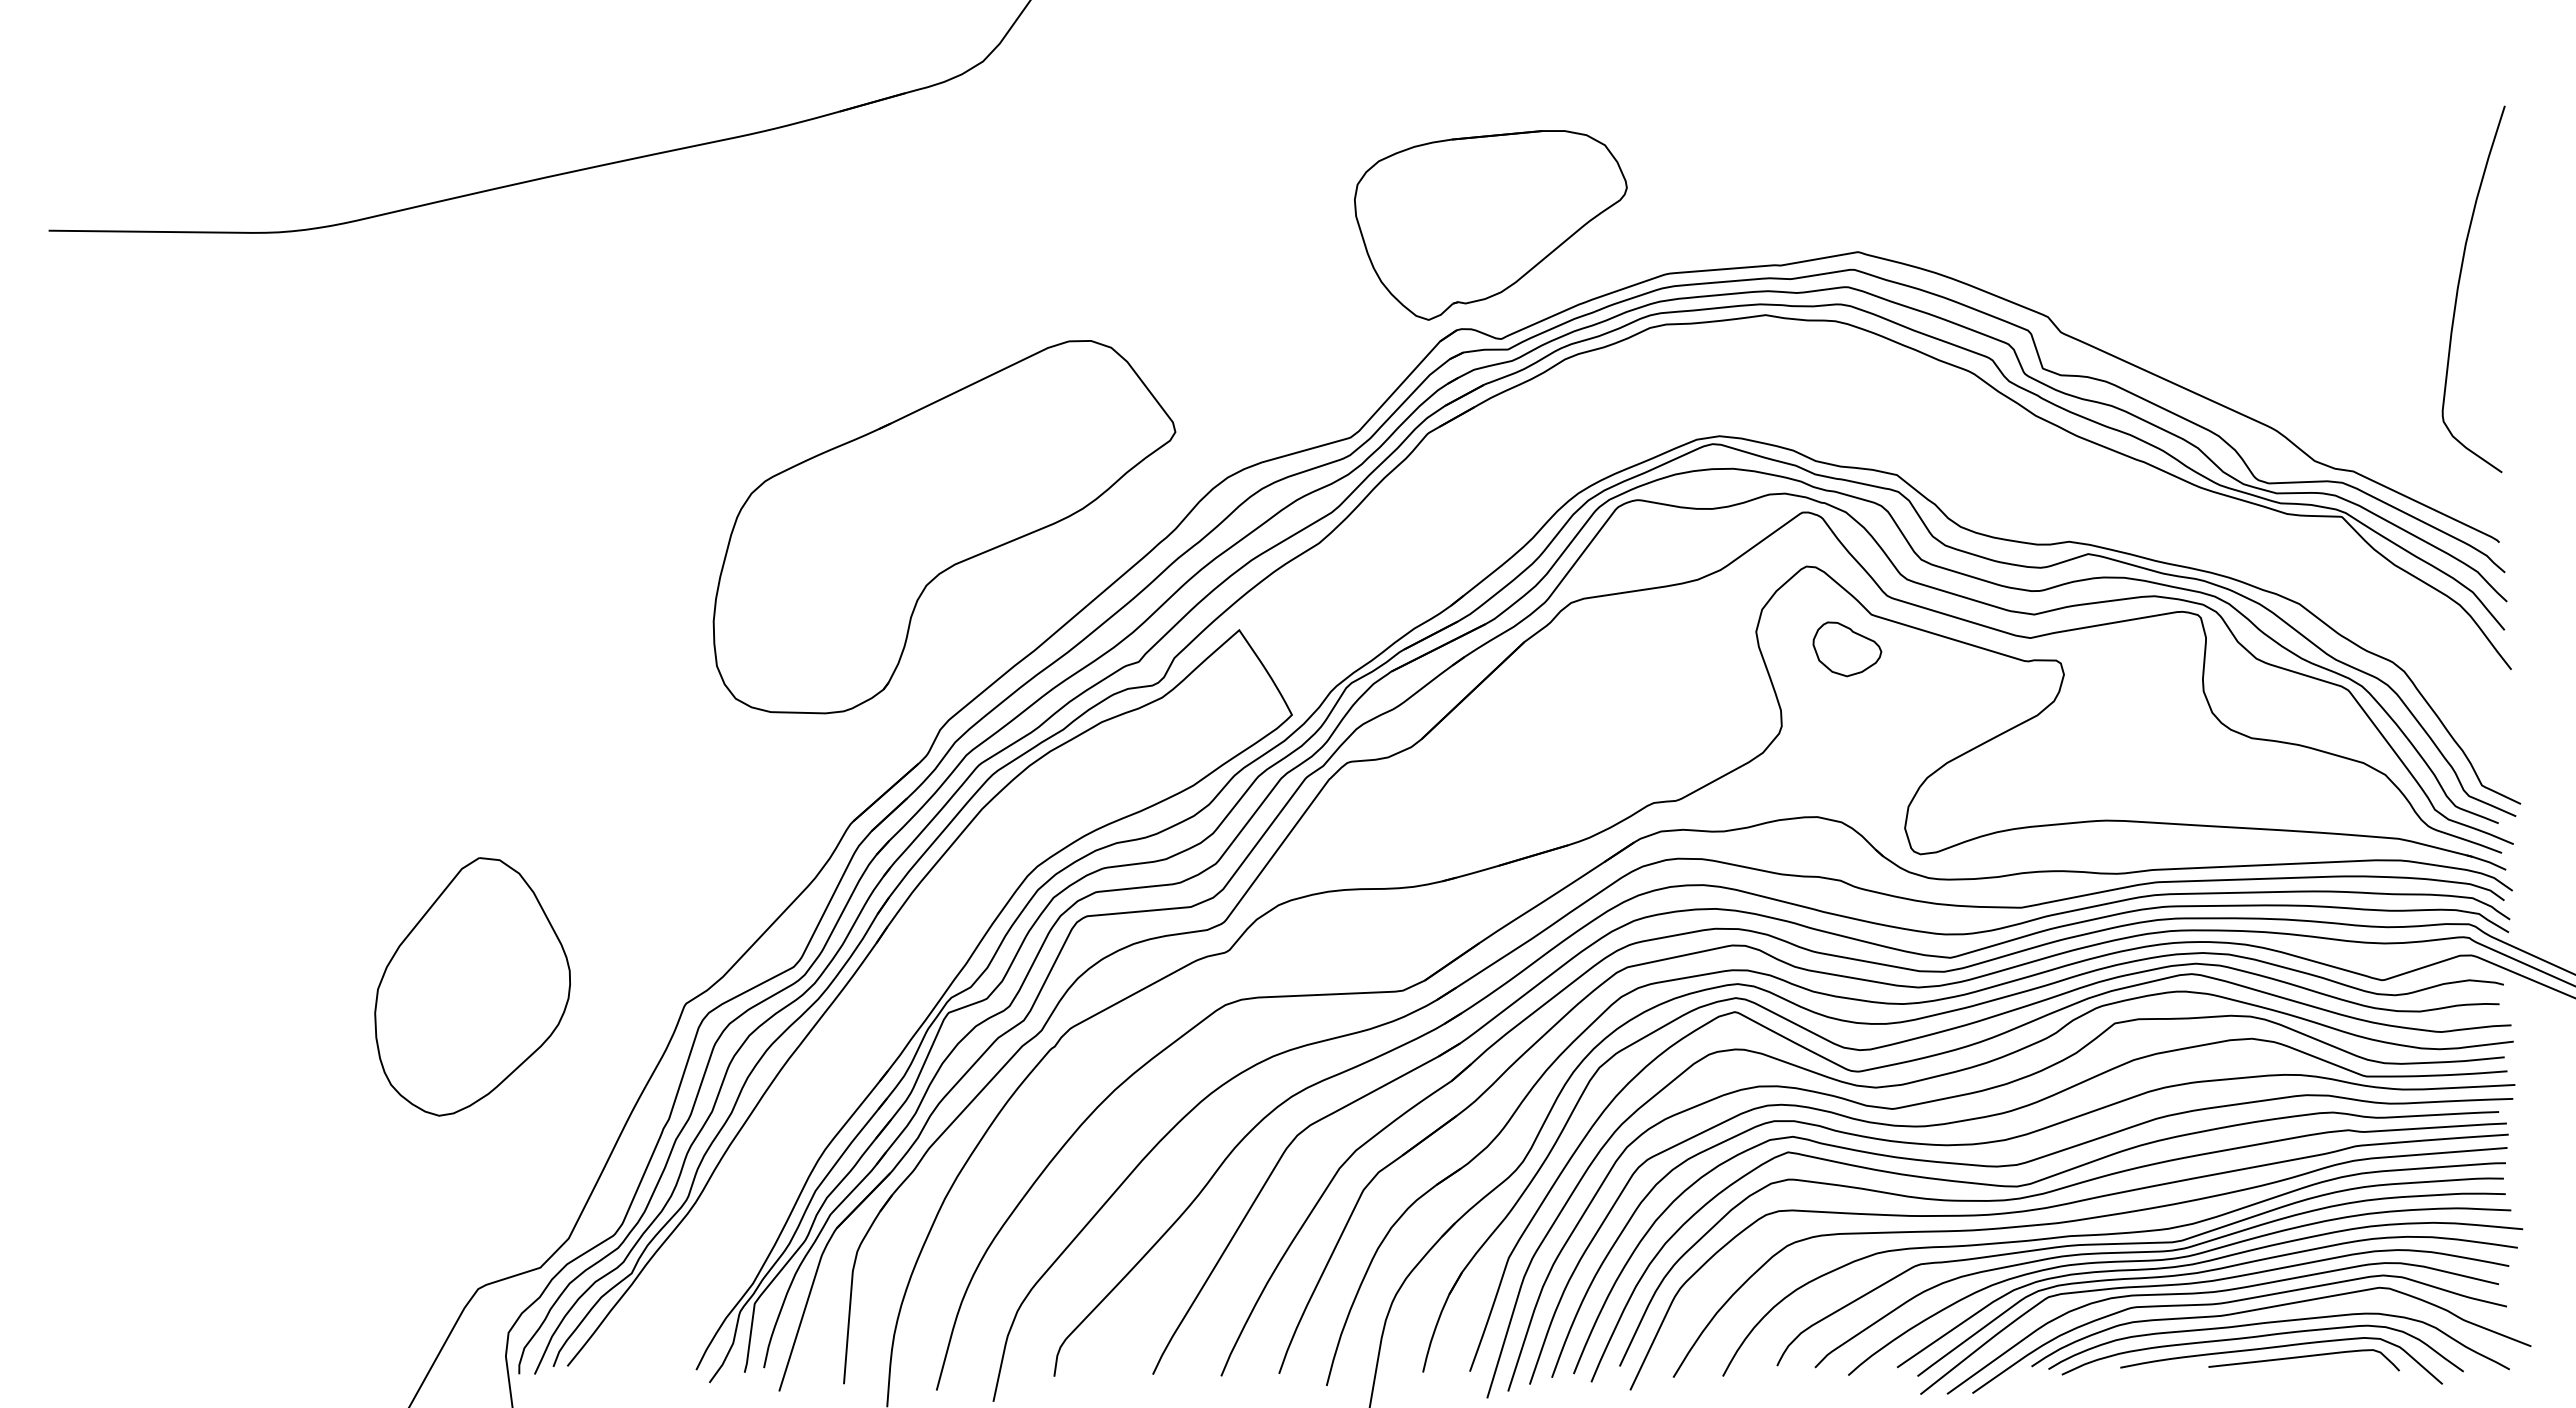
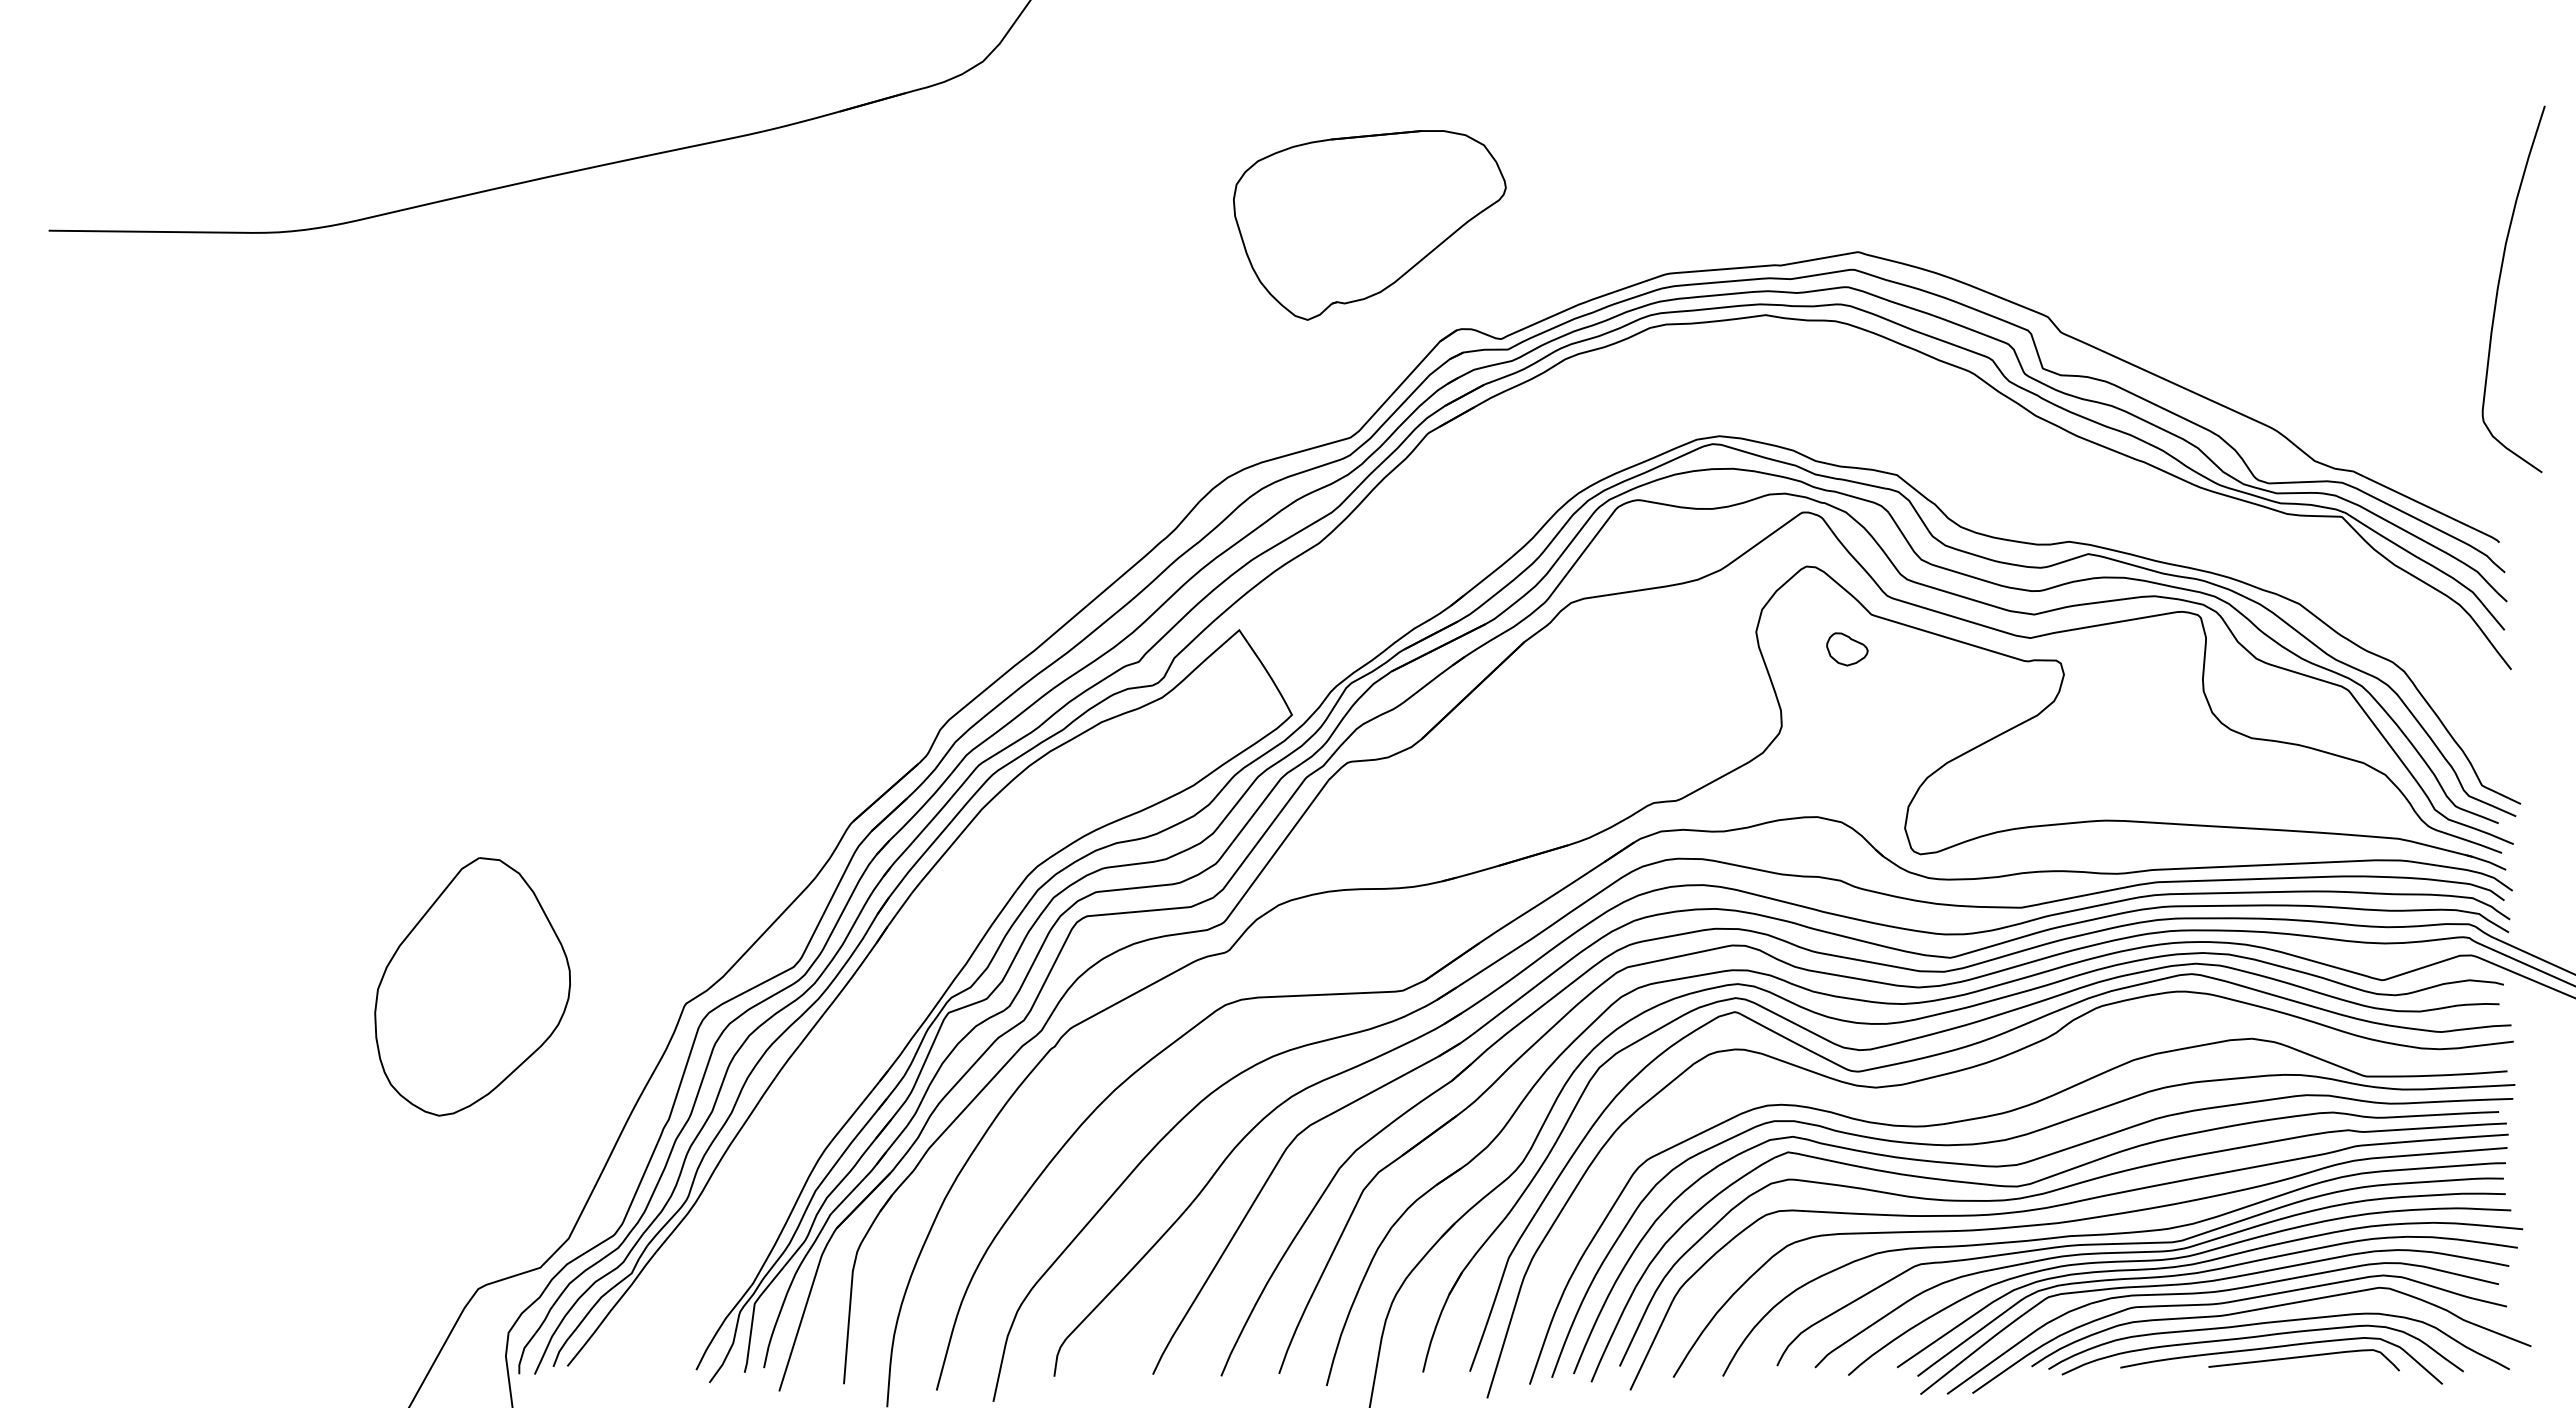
part position: (1490, 225) -> (1369, 225) (1369, 225)
curve position: (2459, 285) -> (2499, 285) (2499, 285)
part: present -> none (944, 527)
part size: 71x57 px -> 43x35 px (1847, 649)
curve: present -> none (1980, 1092)
